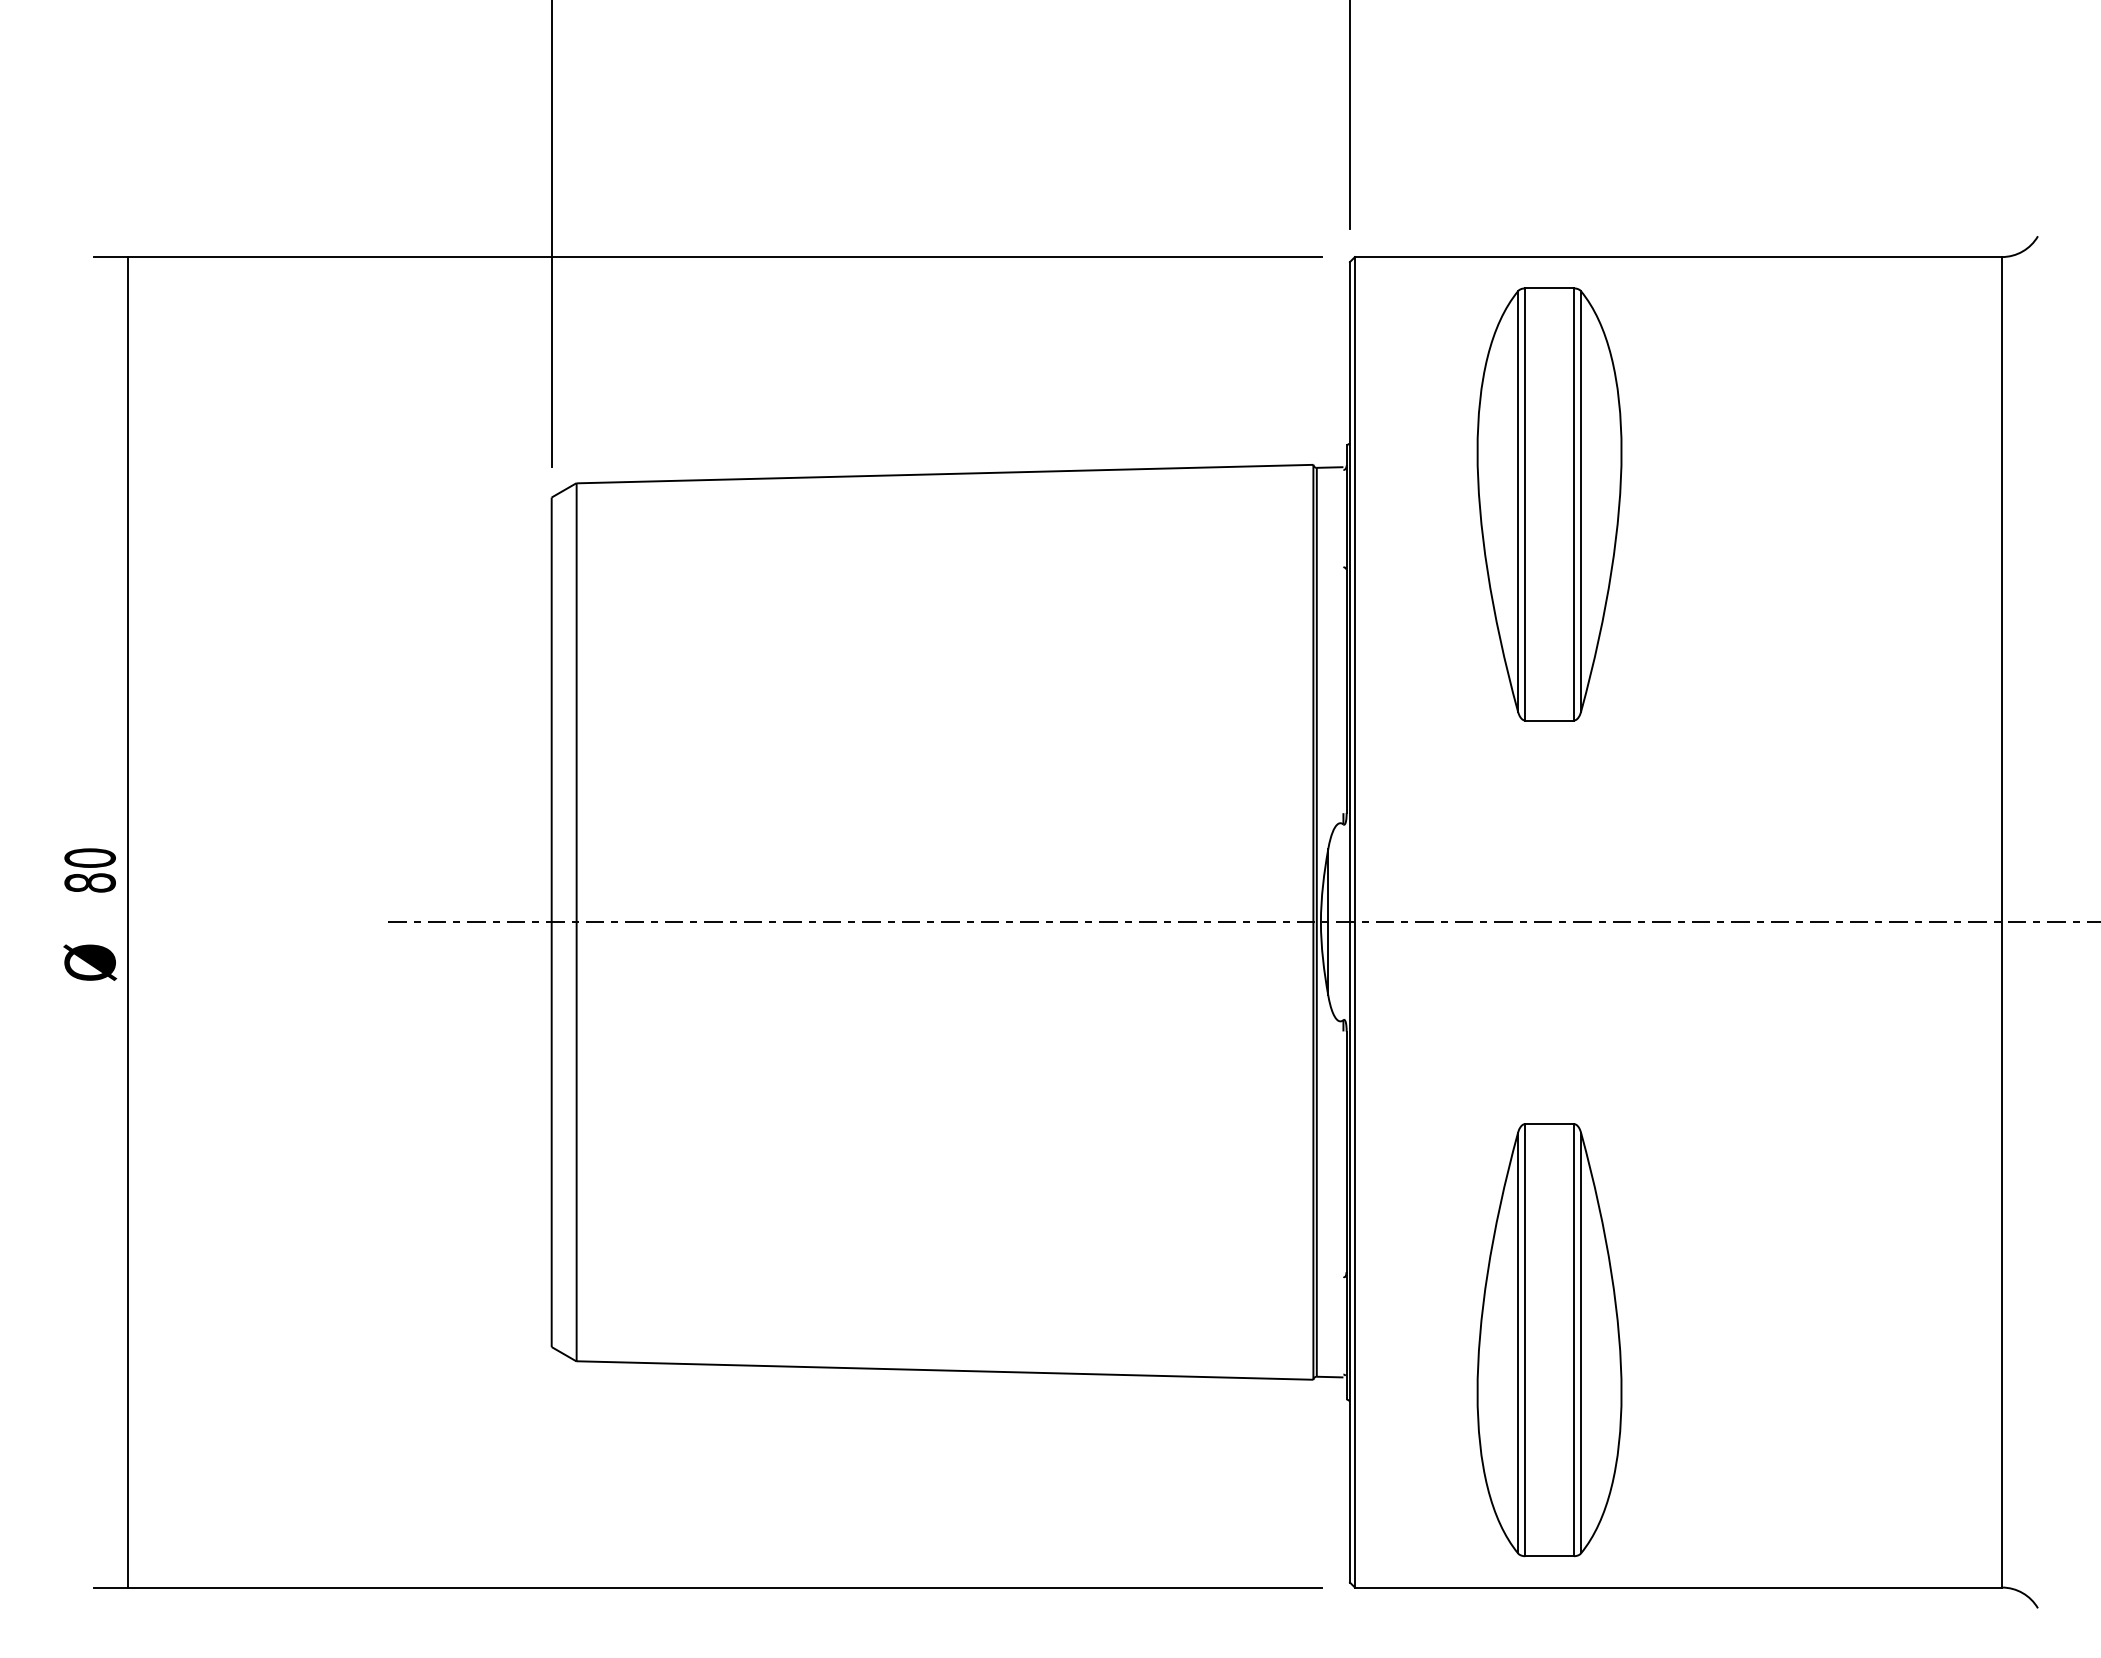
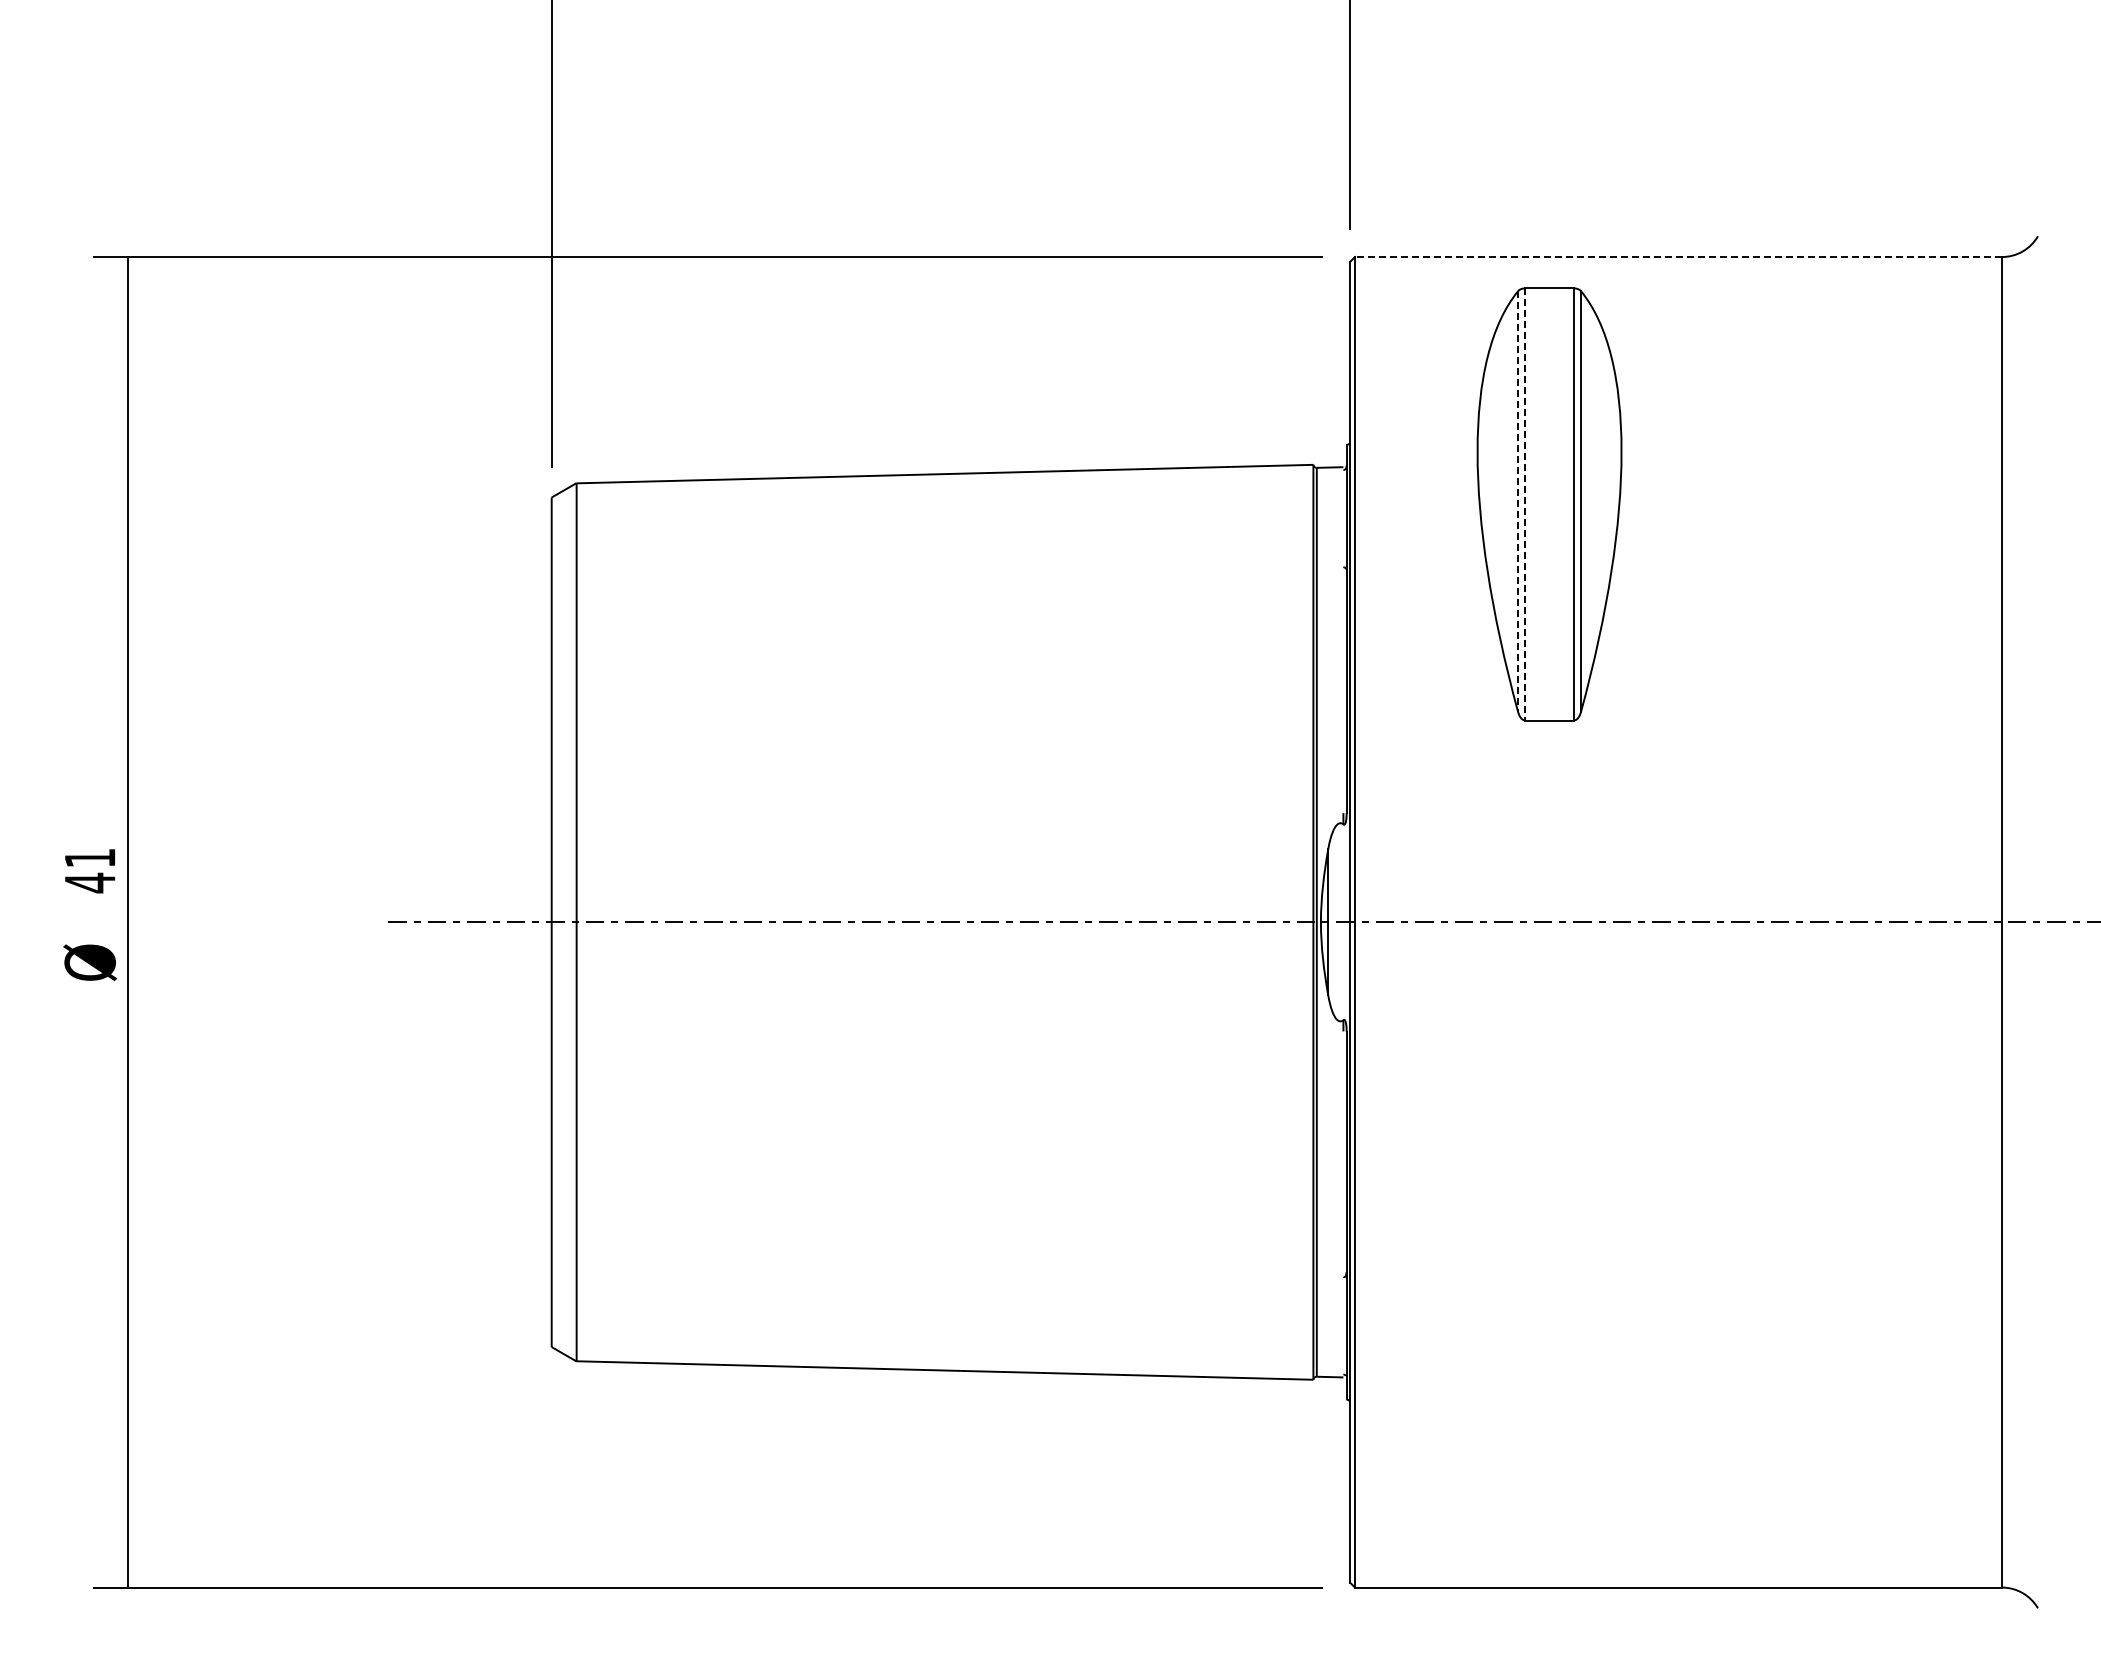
line: solid -> dashed (1677, 257)
line: solid -> dashed (1518, 502)
line: solid -> dashed (1525, 504)
text: 80 -> 41 (89, 870)
part: present -> none (1549, 1340)
